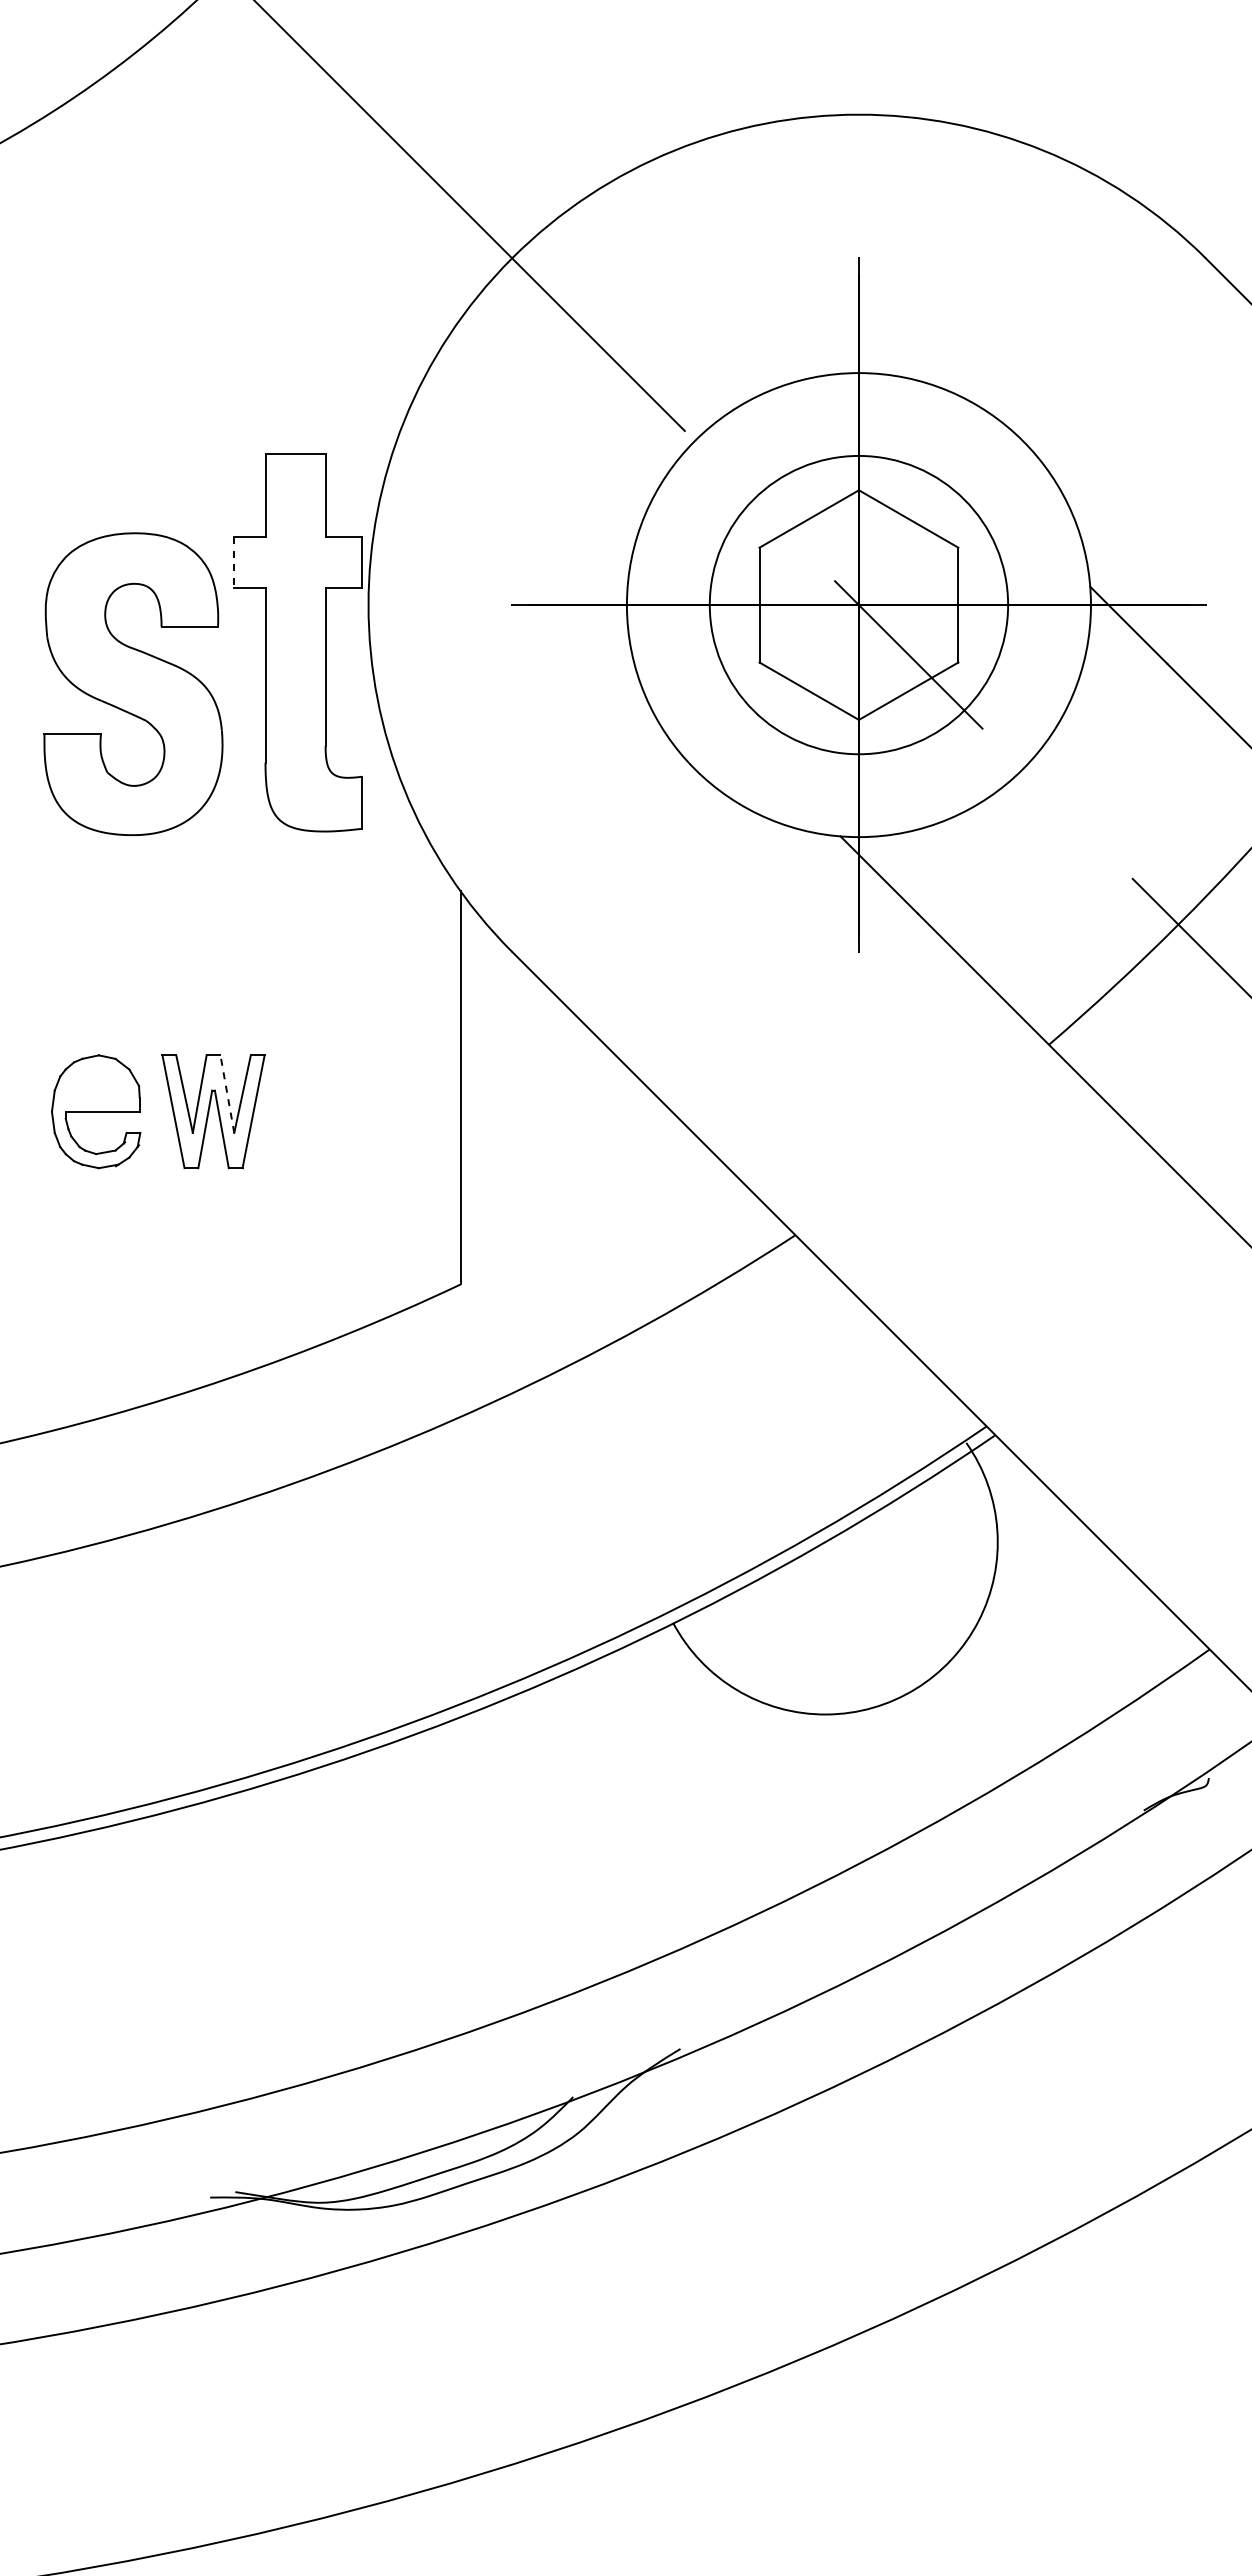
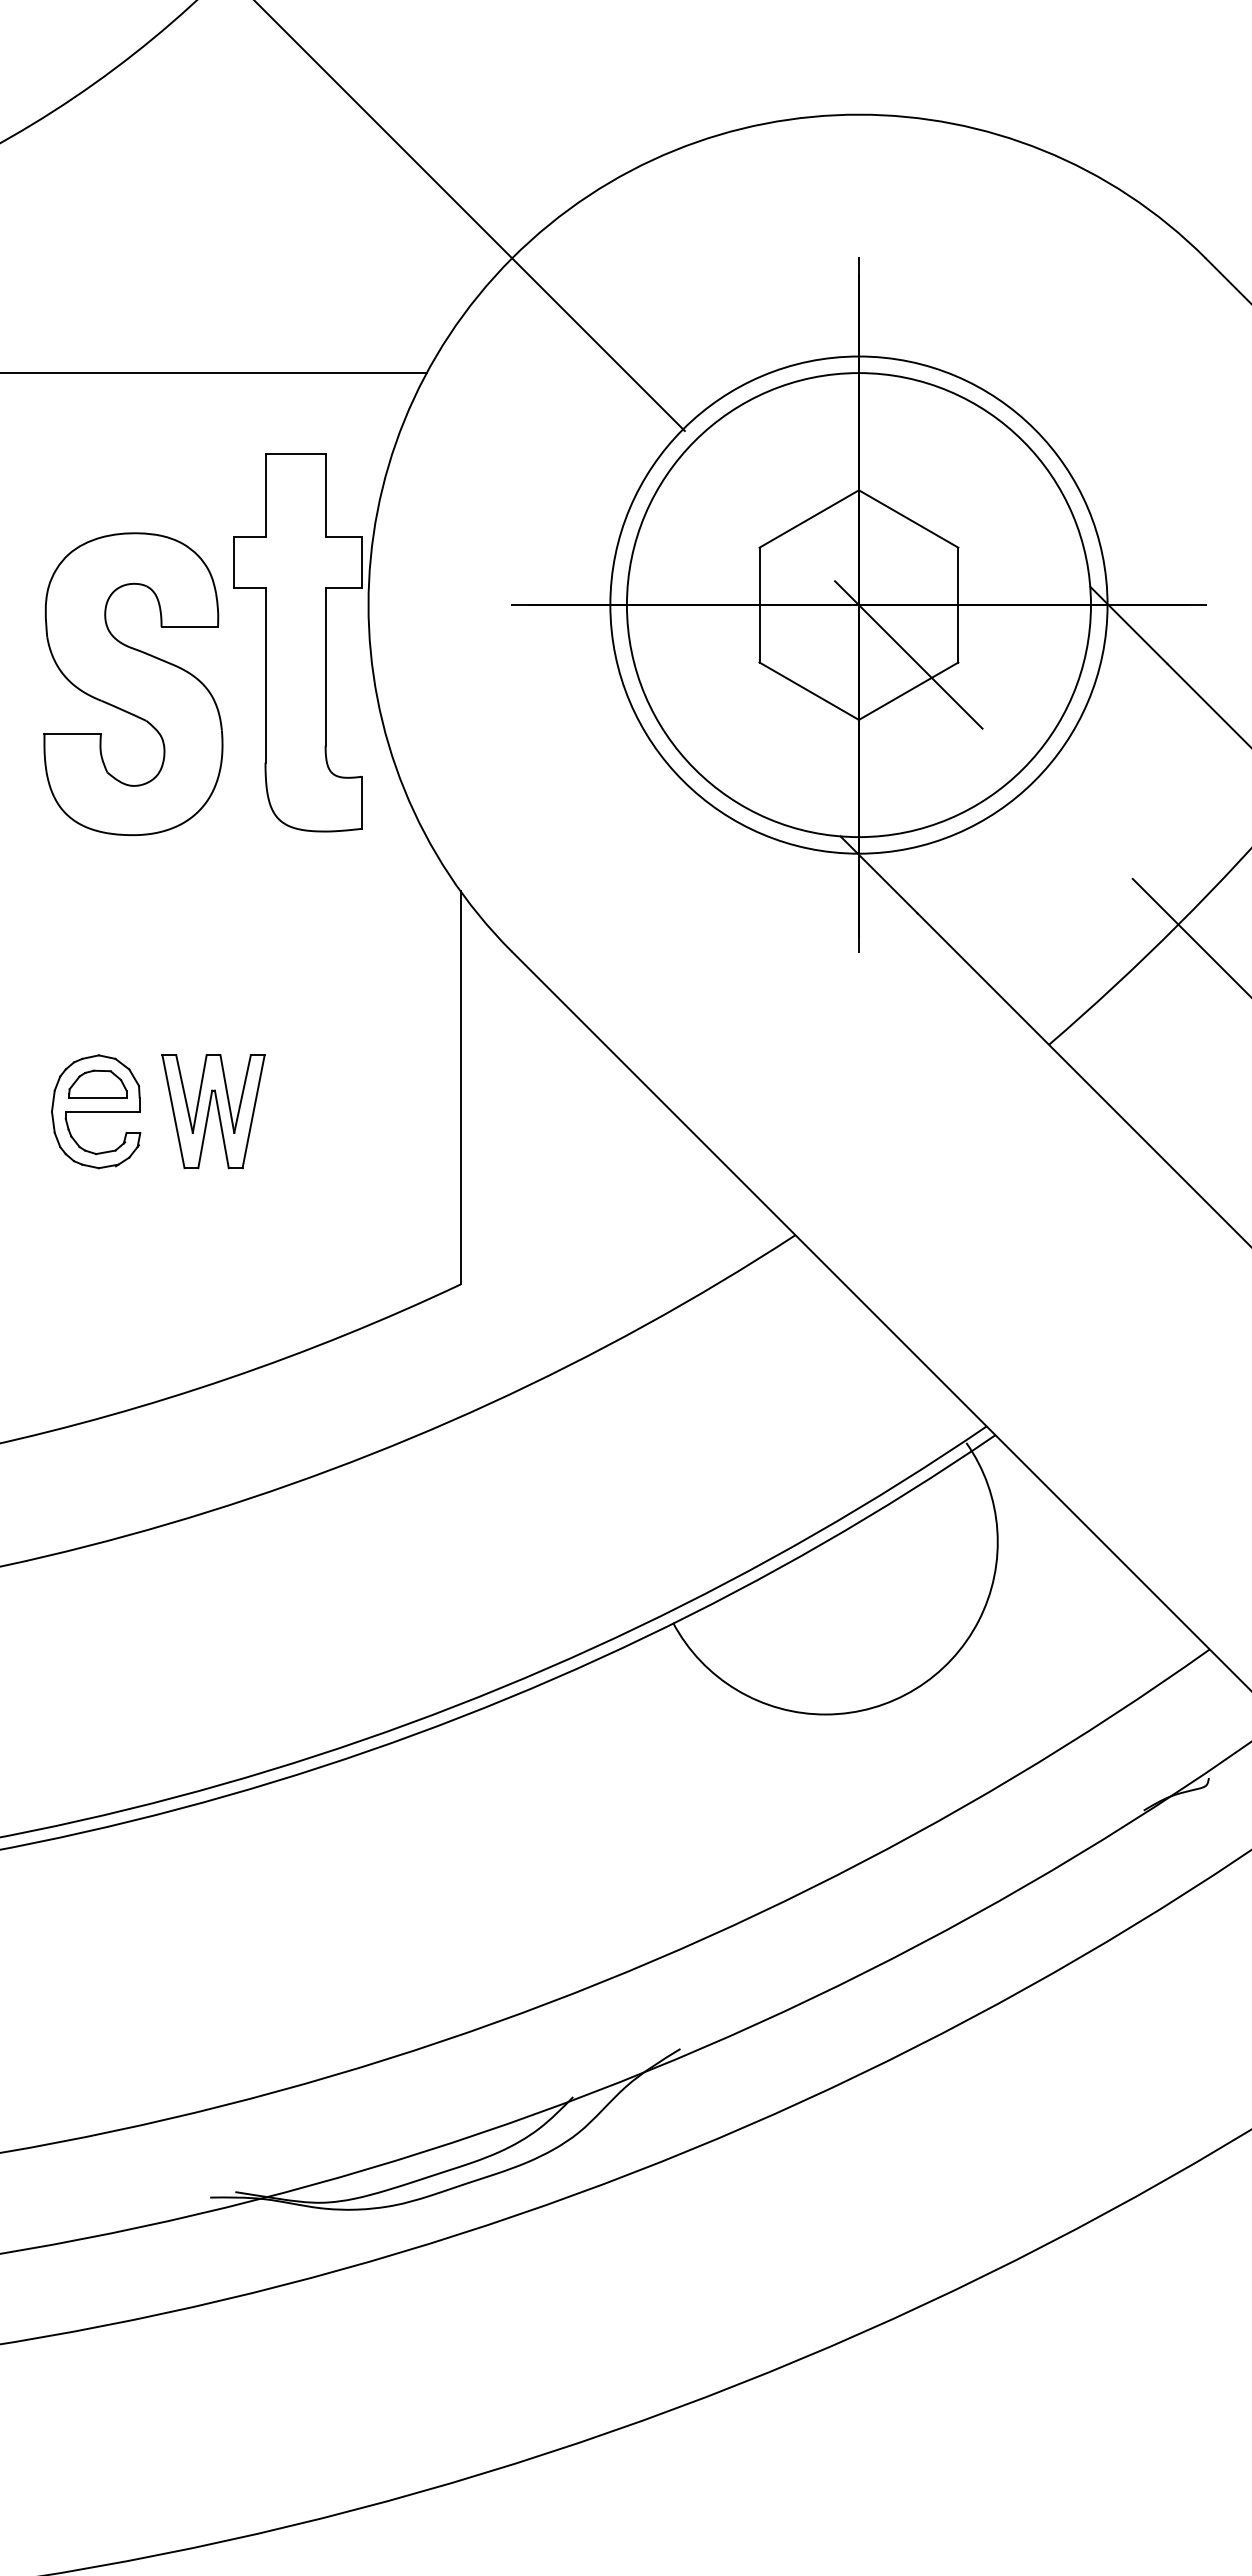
line: none -> present (214, 372)
line: dashed -> solid (233, 563)
circle diameter: 298 px -> 497 px (858, 604)
part: none -> present (97, 1083)
line: dashed -> solid (227, 1093)
